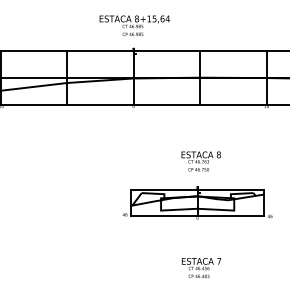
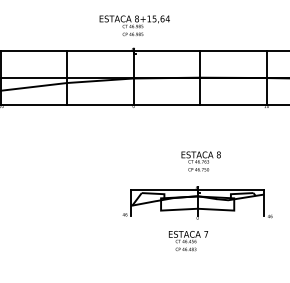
line: present -> none (197, 216)
text position: (201, 268) -> (188, 241) (188, 241)
